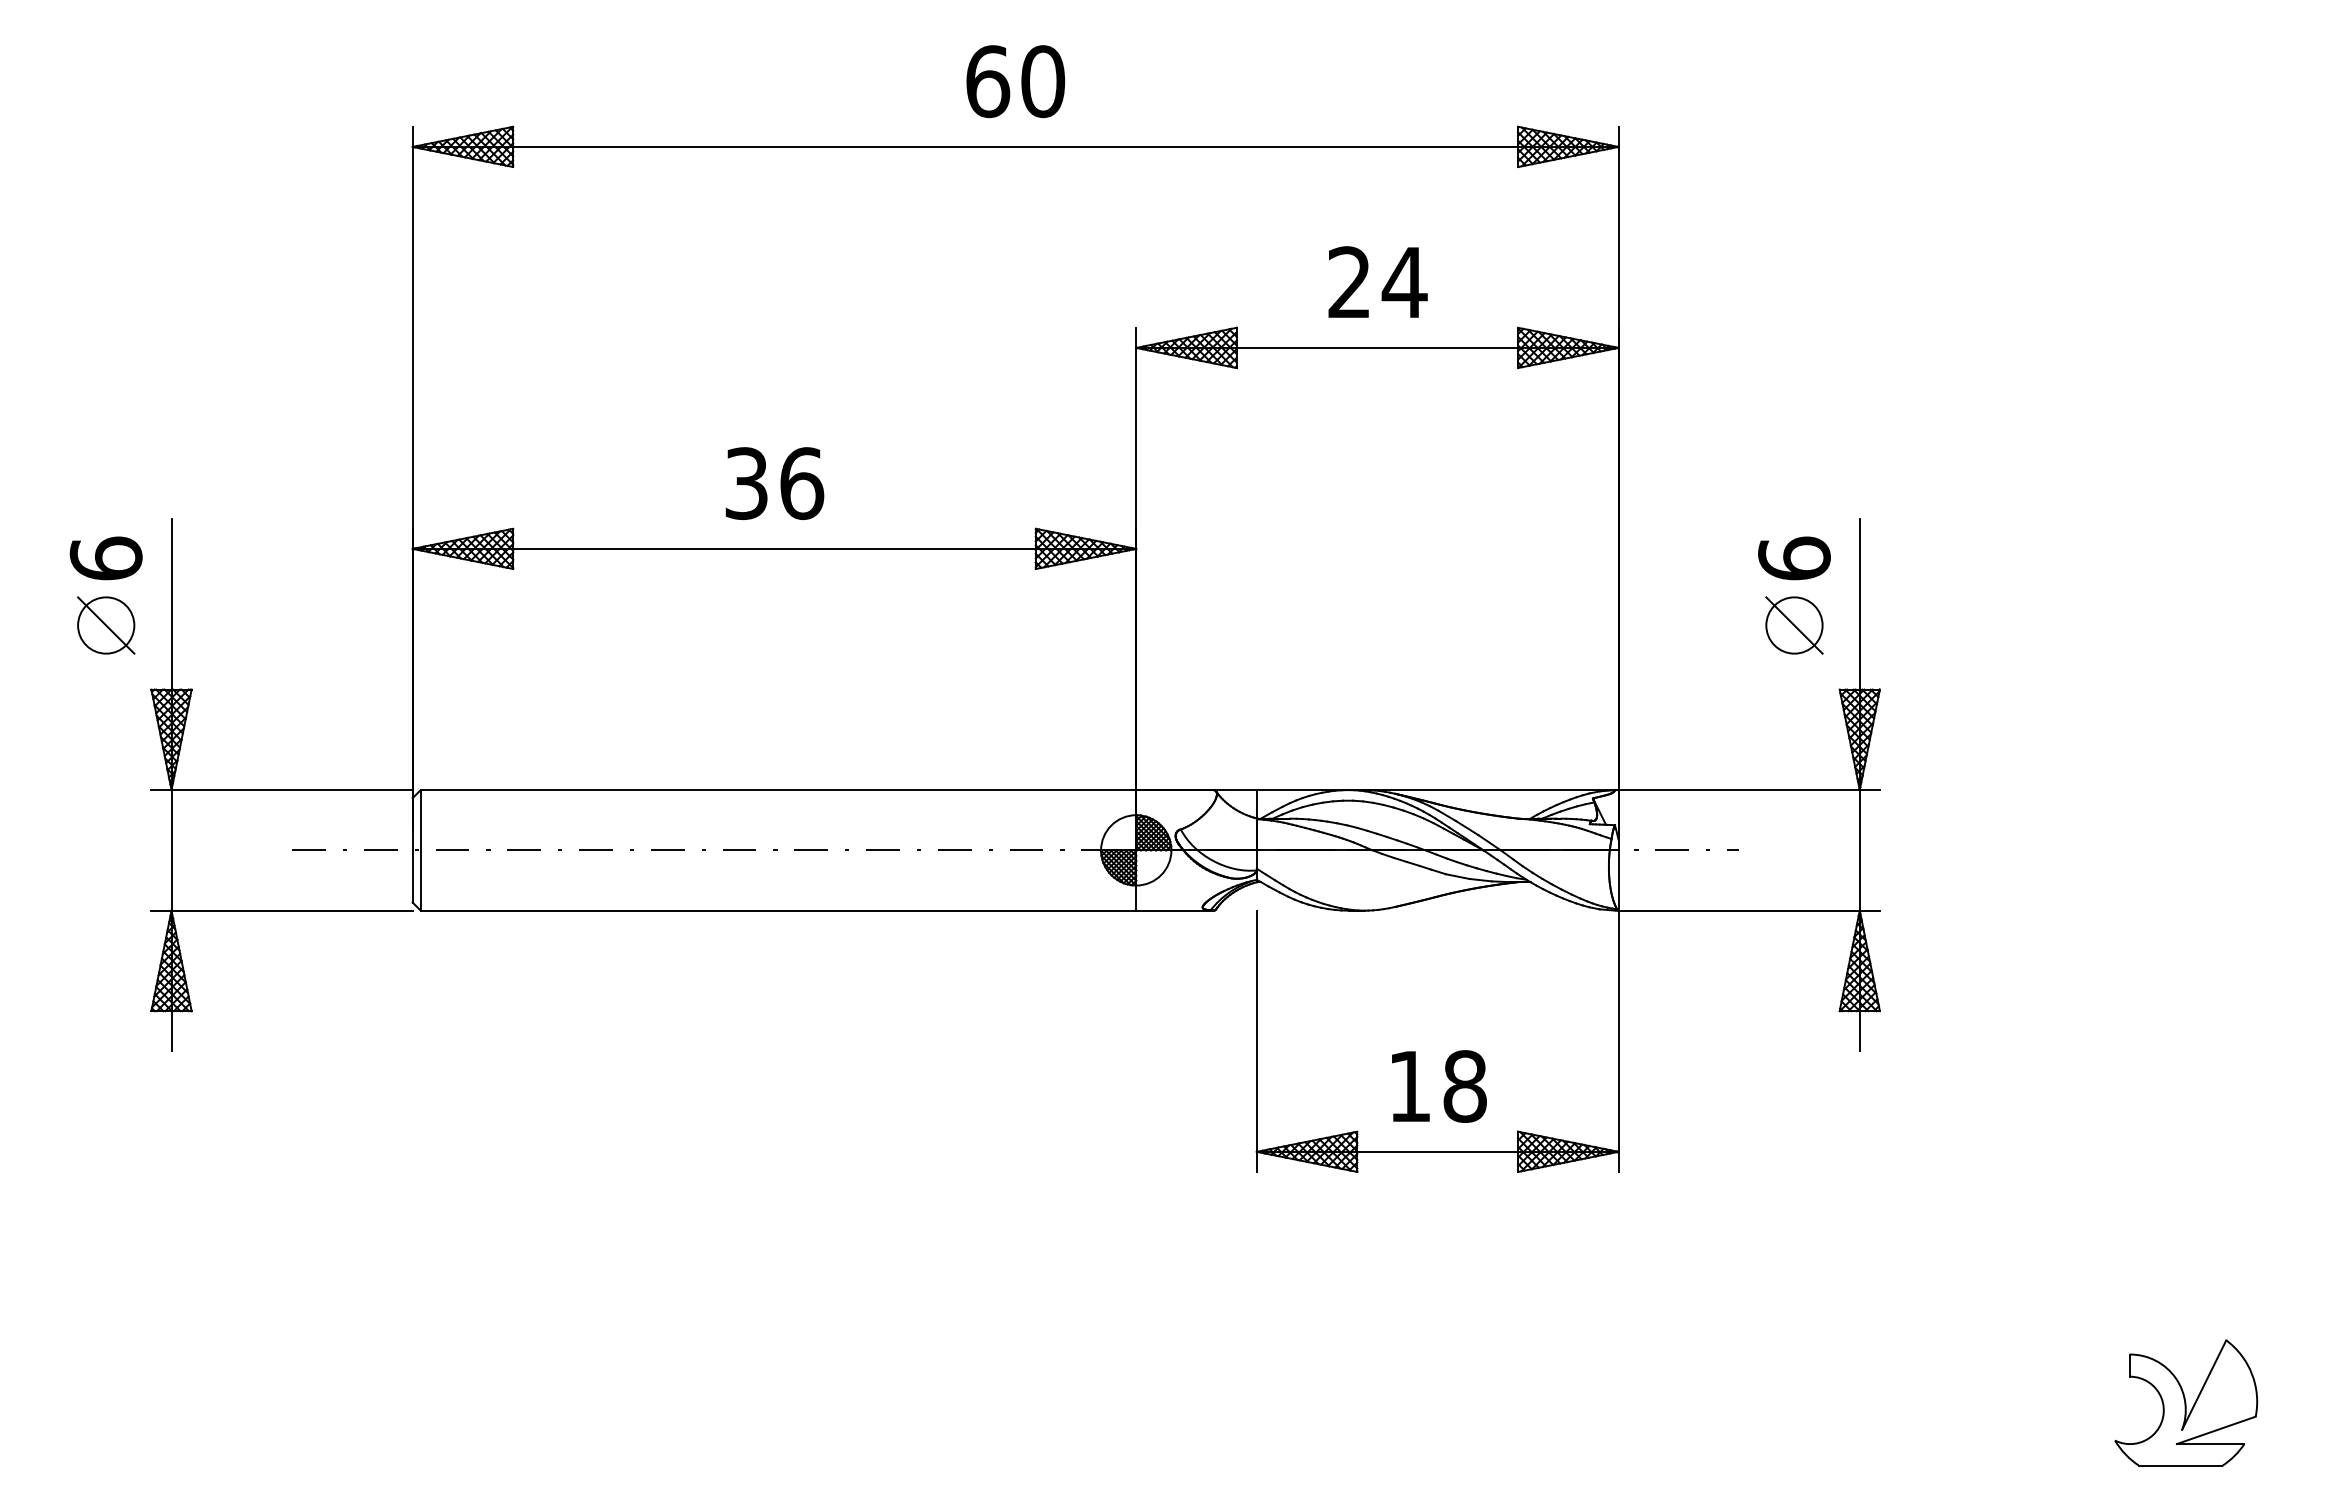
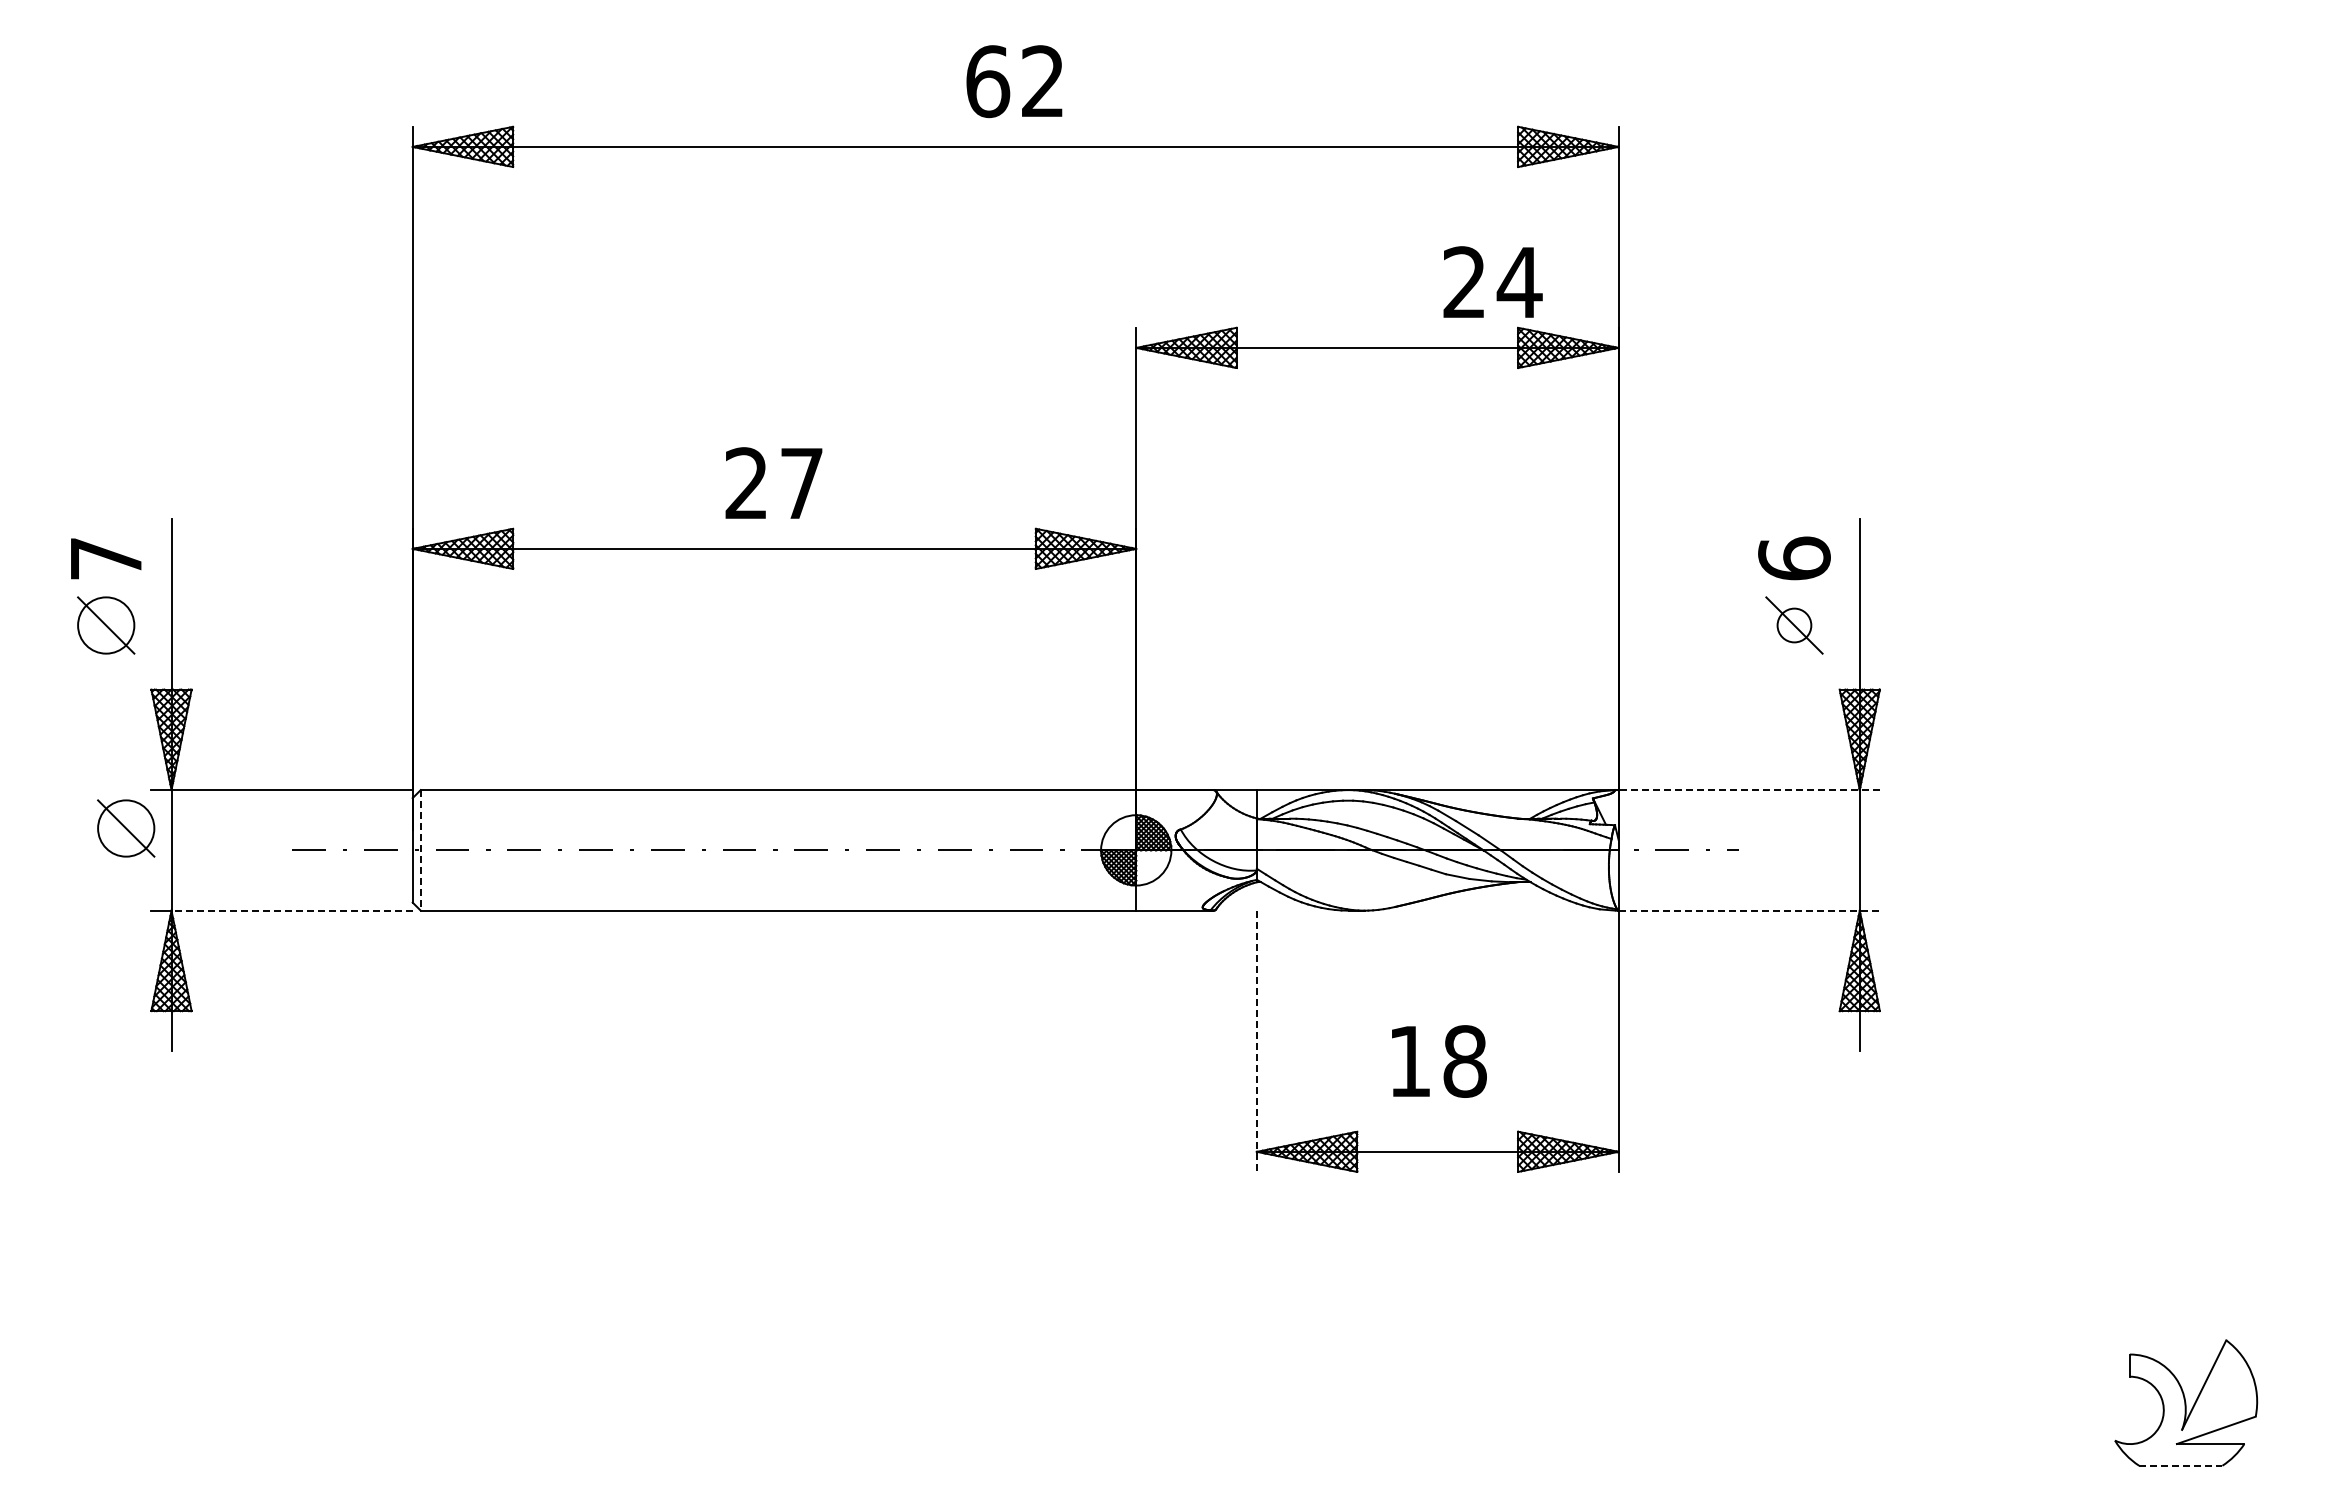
text: 60 -> 62 (1043, 81)
text position: (1377, 281) -> (1492, 281) (1492, 281)
text: 36 -> 27 (774, 483)
text: 6 -> 7 (105, 558)
circle diameter: 56 px -> 34 px (1794, 625)
line: solid -> dashed (1749, 790)
part: none -> present (126, 828)
line: solid -> dashed (420, 850)
line: solid -> dashed (292, 910)
line: solid -> dashed (1749, 910)
line: solid -> dashed (1256, 1041)
text position: (1439, 1086) -> (1439, 1061) (1439, 1061)
line: solid -> dashed (2180, 1465)
